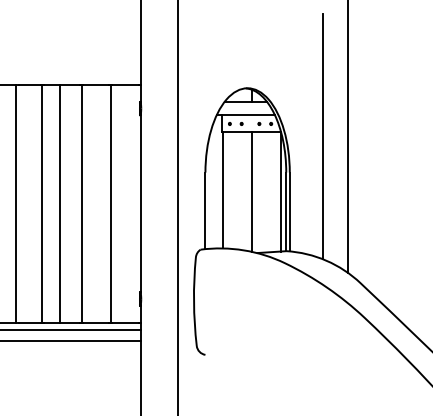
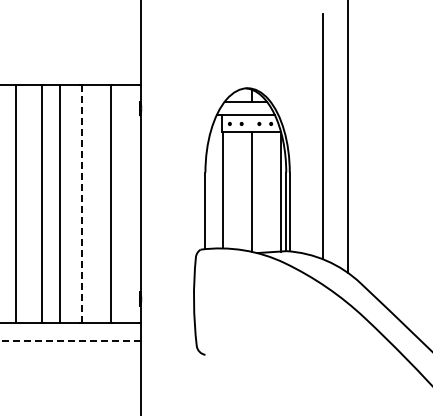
line: solid -> dashed (81, 203)
line: present -> none (178, 207)
line: present -> none (71, 329)
line: solid -> dashed (70, 341)
